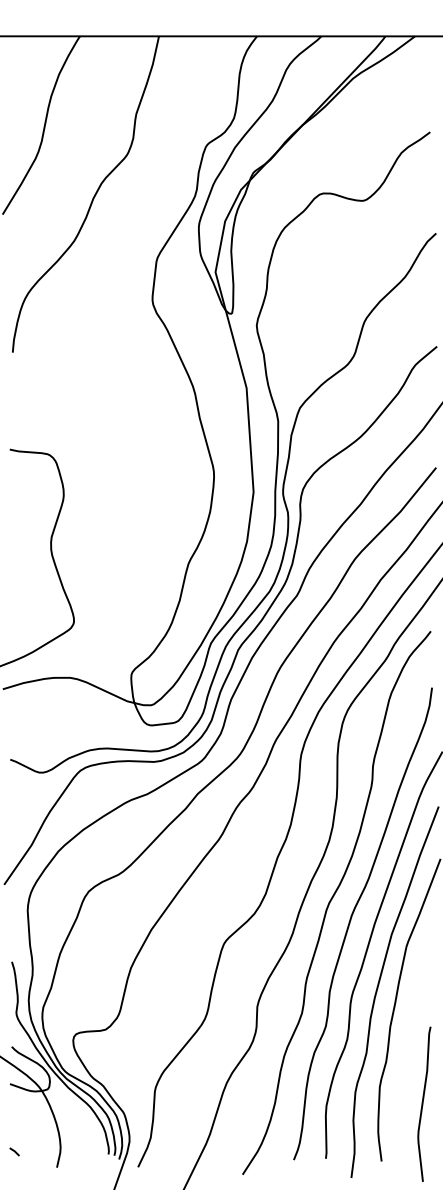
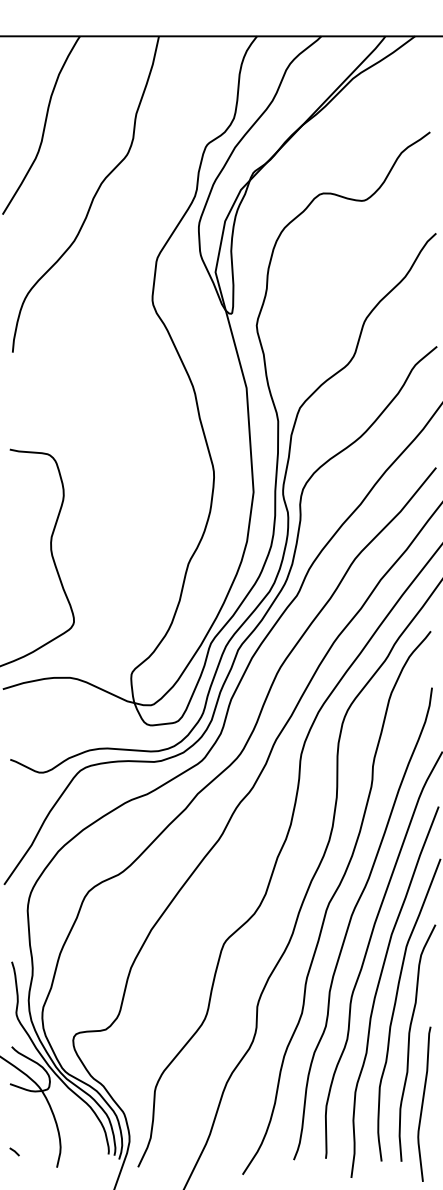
curve: none -> present (409, 1042)
